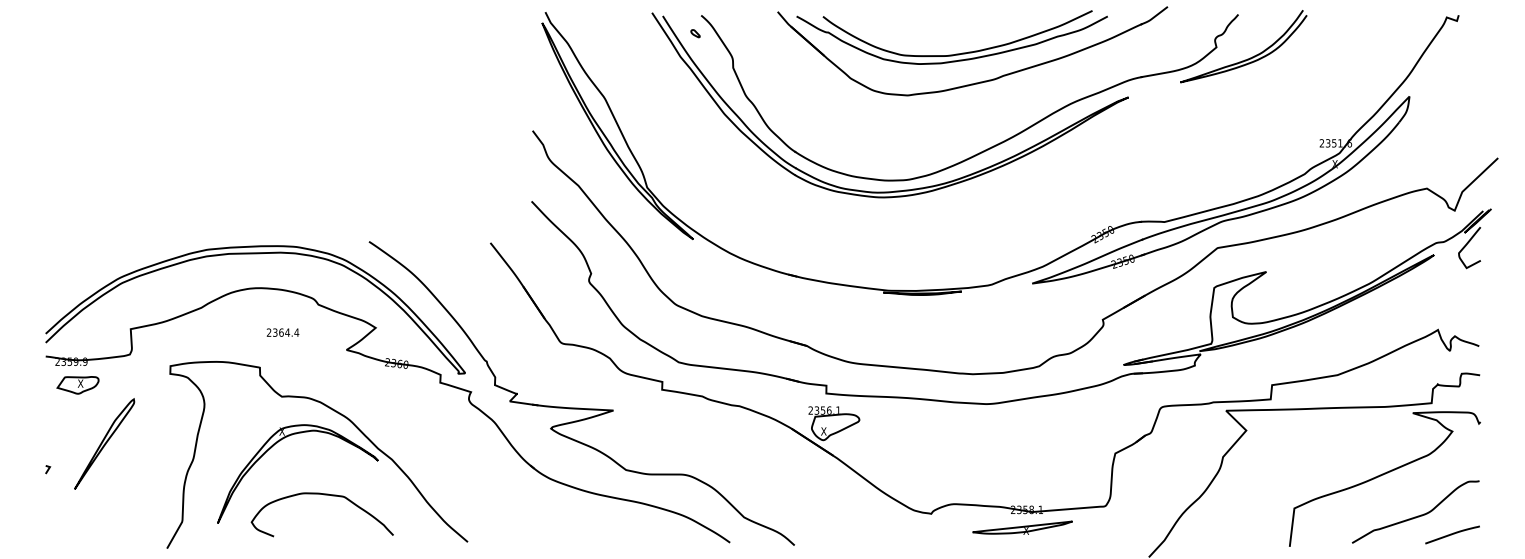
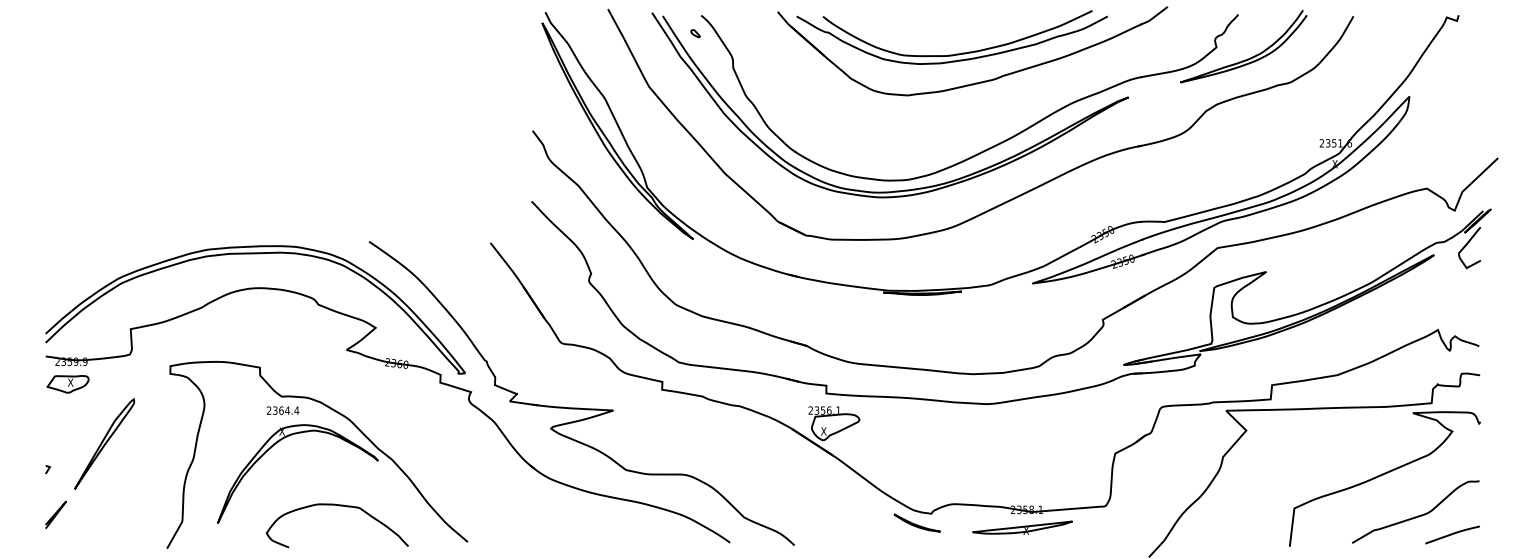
part: none -> present (1015, 196)
text position: (282, 332) -> (282, 410) (282, 410)
part position: (77, 385) -> (67, 384) (67, 384)
curve position: (323, 495) -> (338, 506) (338, 506)
curve: none -> present (55, 514)
part: none -> present (916, 522)
